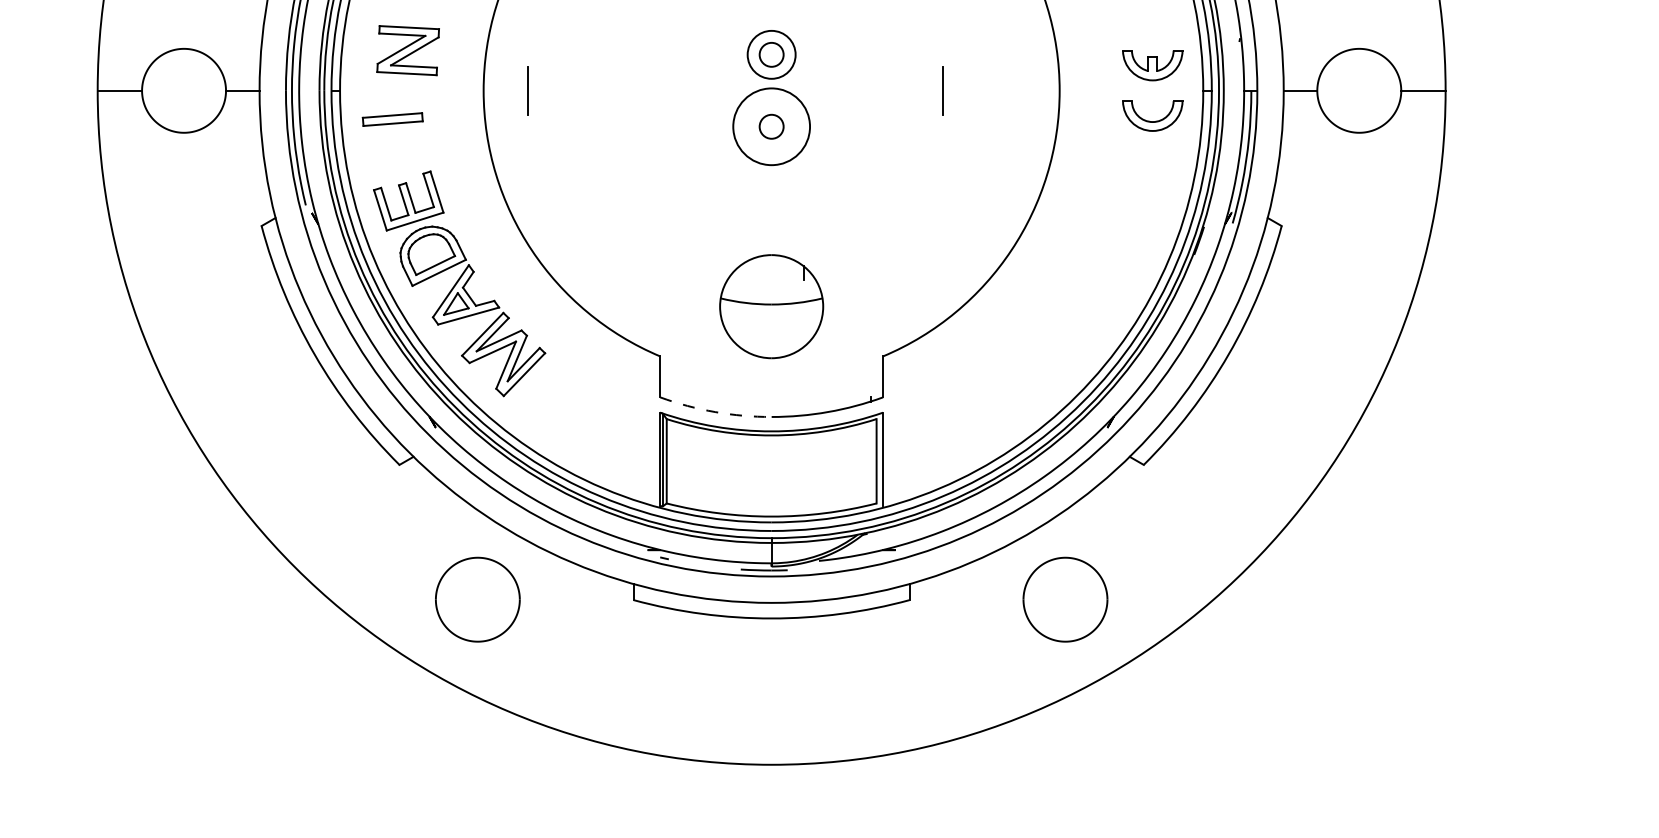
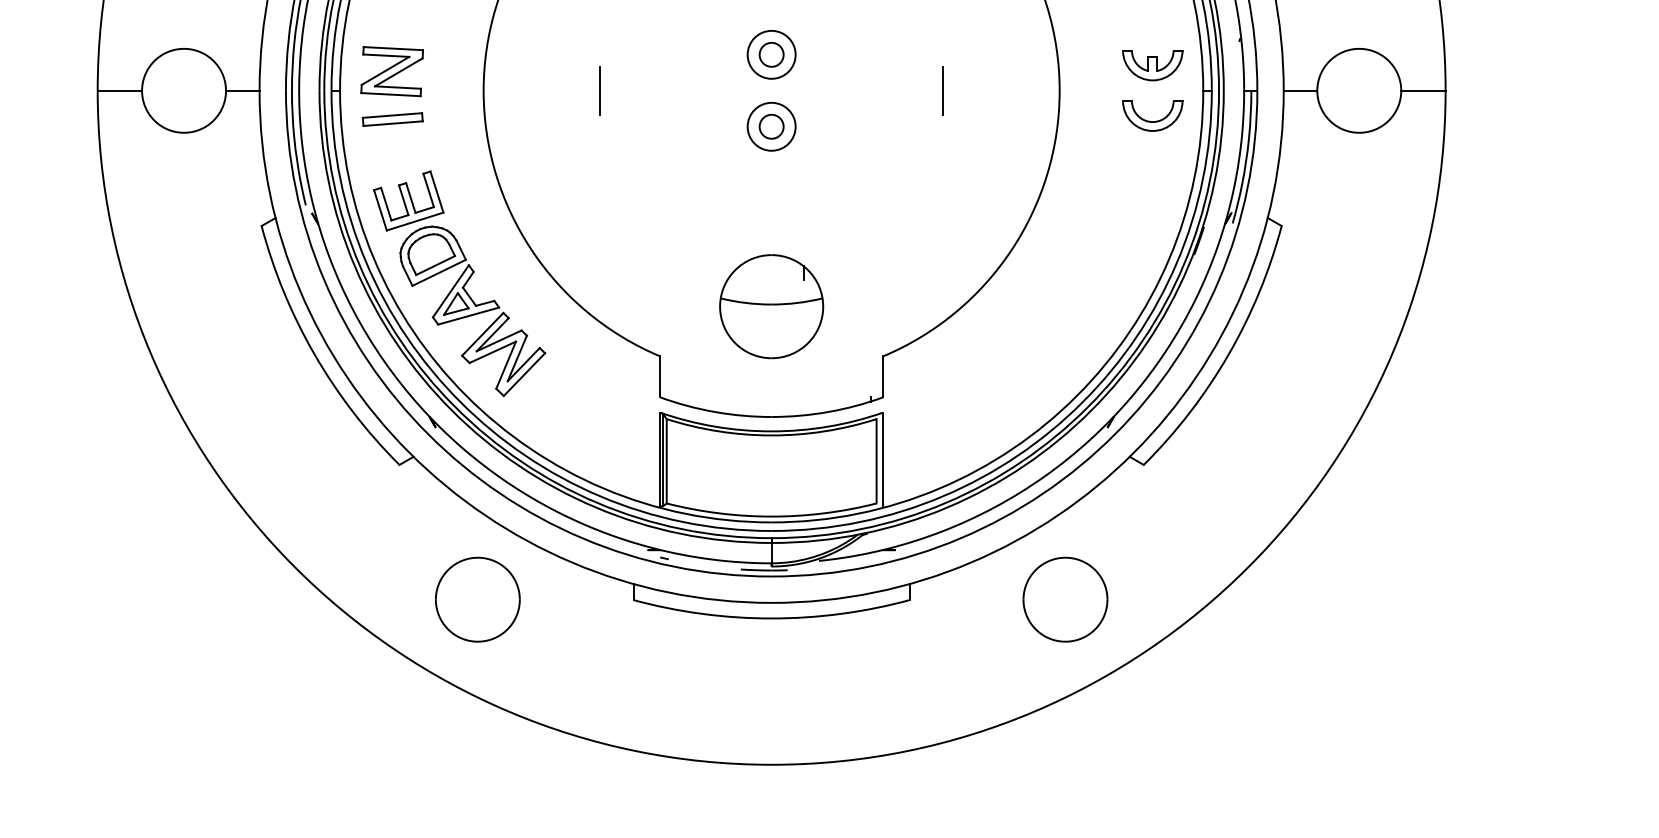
part position: (407, 50) -> (391, 71) (391, 71)
line position: (527, 90) -> (599, 90) (599, 90)
circle diameter: 77 px -> 48 px (771, 126)
arc: dashed -> solid (715, 412)
